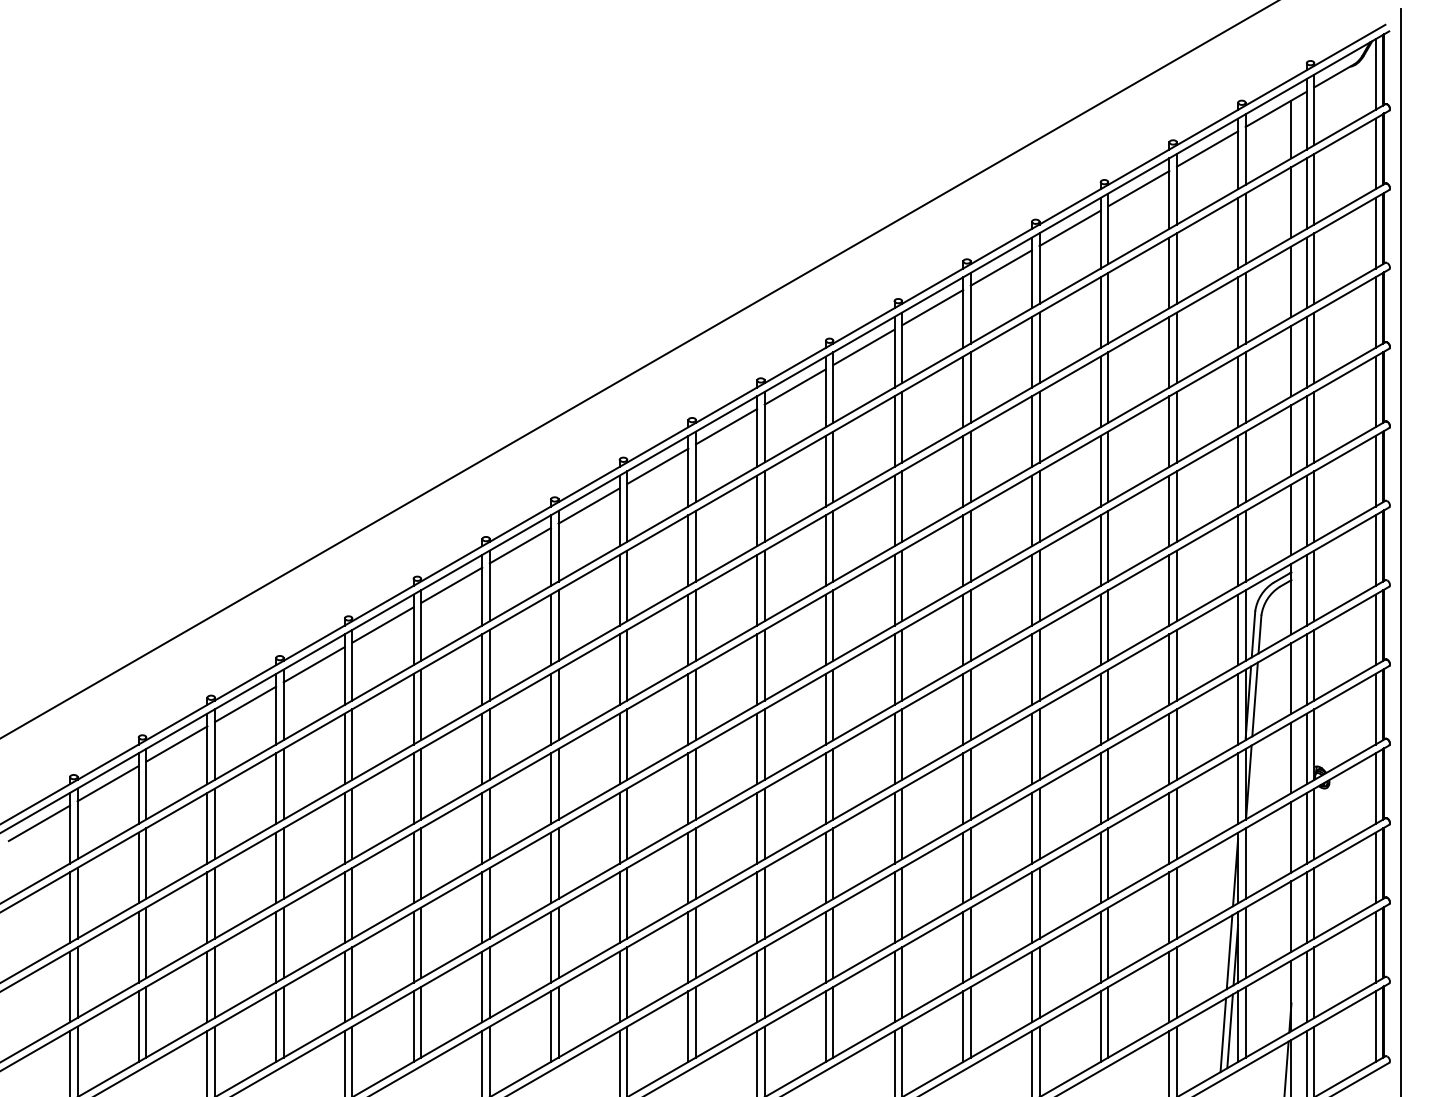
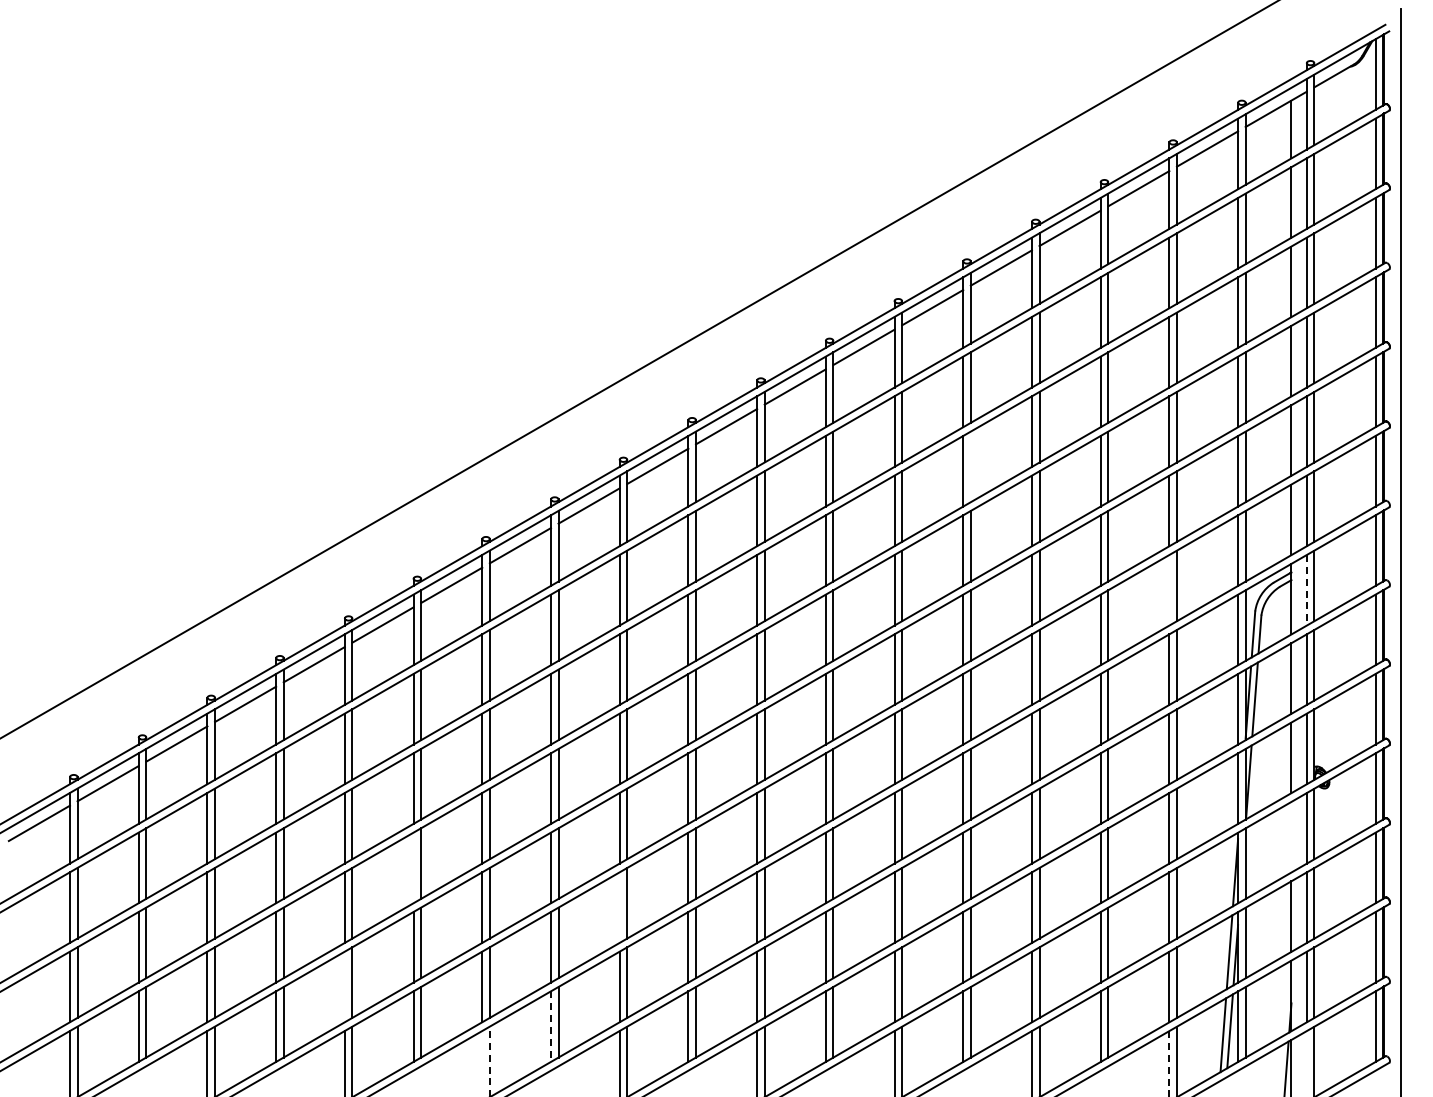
line: present -> none (970, 466)
line: present -> none (1169, 590)
line: solid -> dashed (1306, 590)
line: present -> none (1291, 836)
line: present -> none (413, 867)
line: present -> none (619, 907)
line: present -> none (344, 986)
line: solid -> dashed (550, 1027)
line: solid -> dashed (489, 1061)
line: present -> none (482, 1062)
line: present -> none (1306, 1062)
line: solid -> dashed (1169, 1063)
